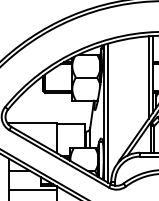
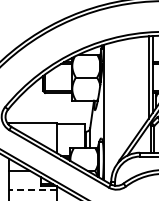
line: present -> none (107, 112)
line: solid -> dashed (32, 190)
